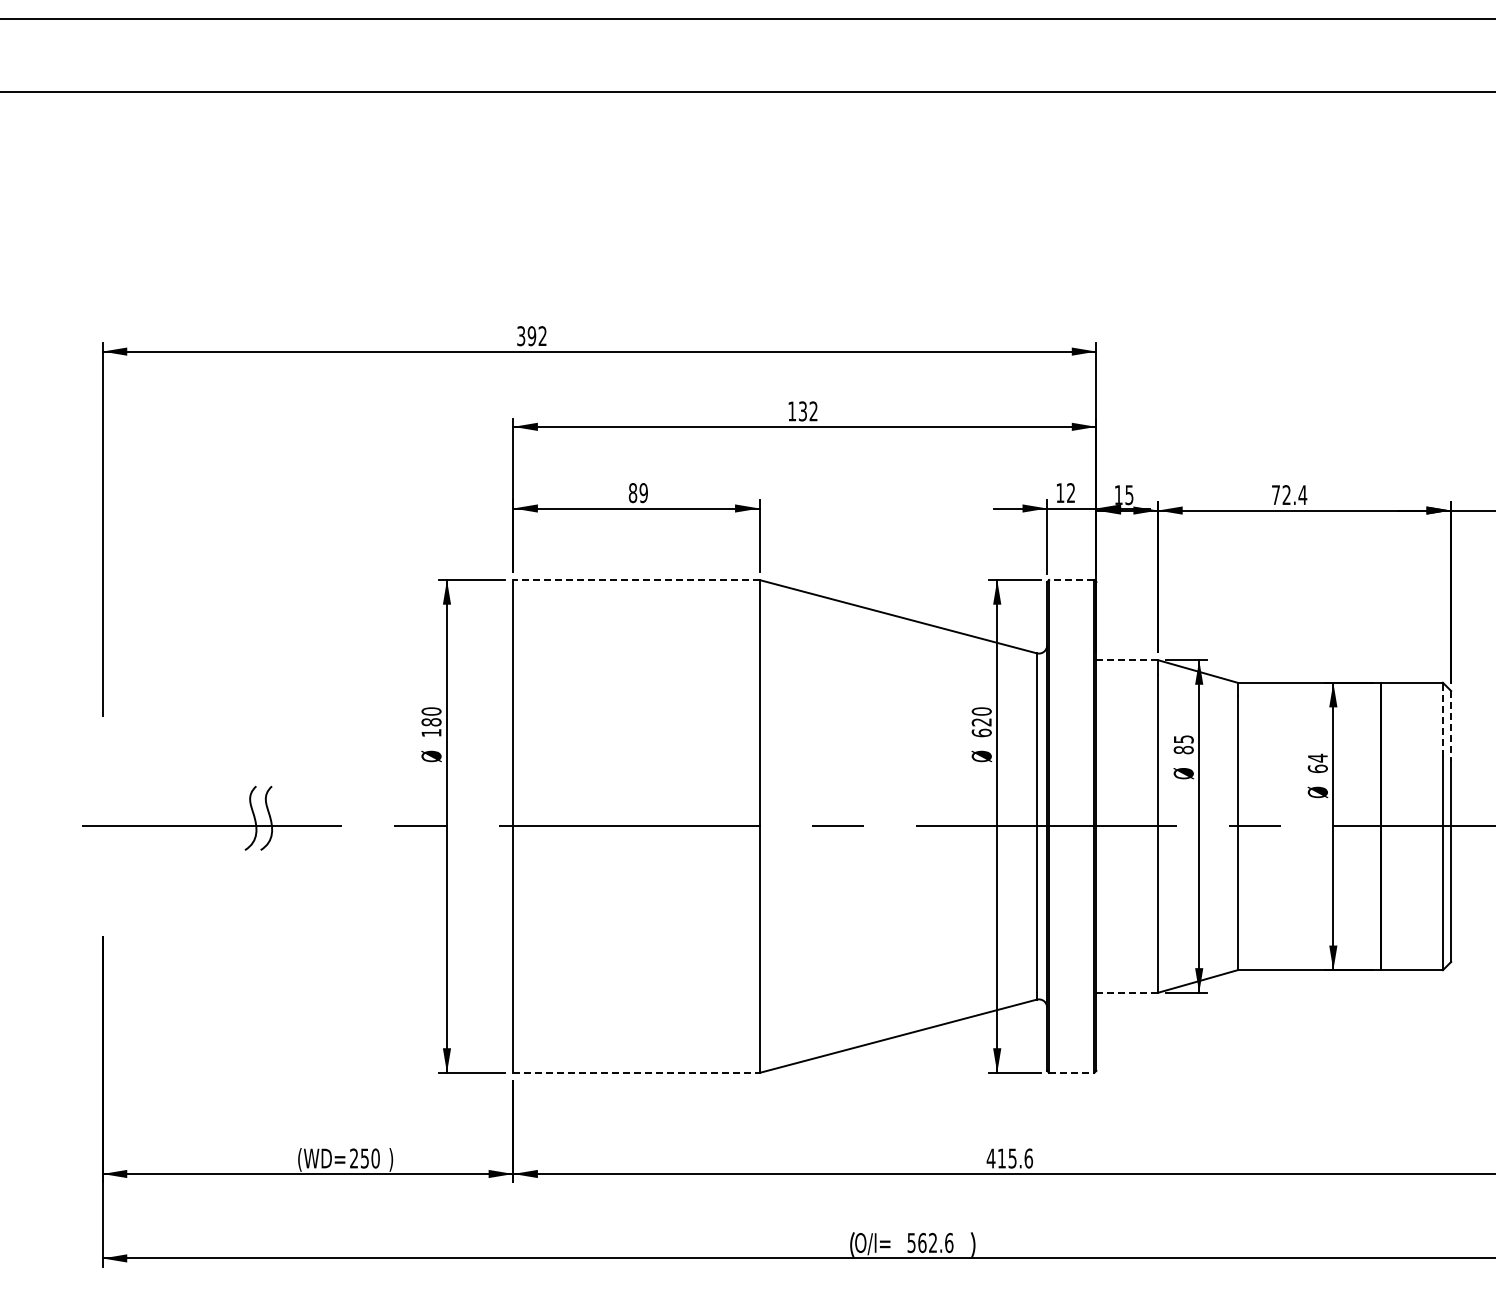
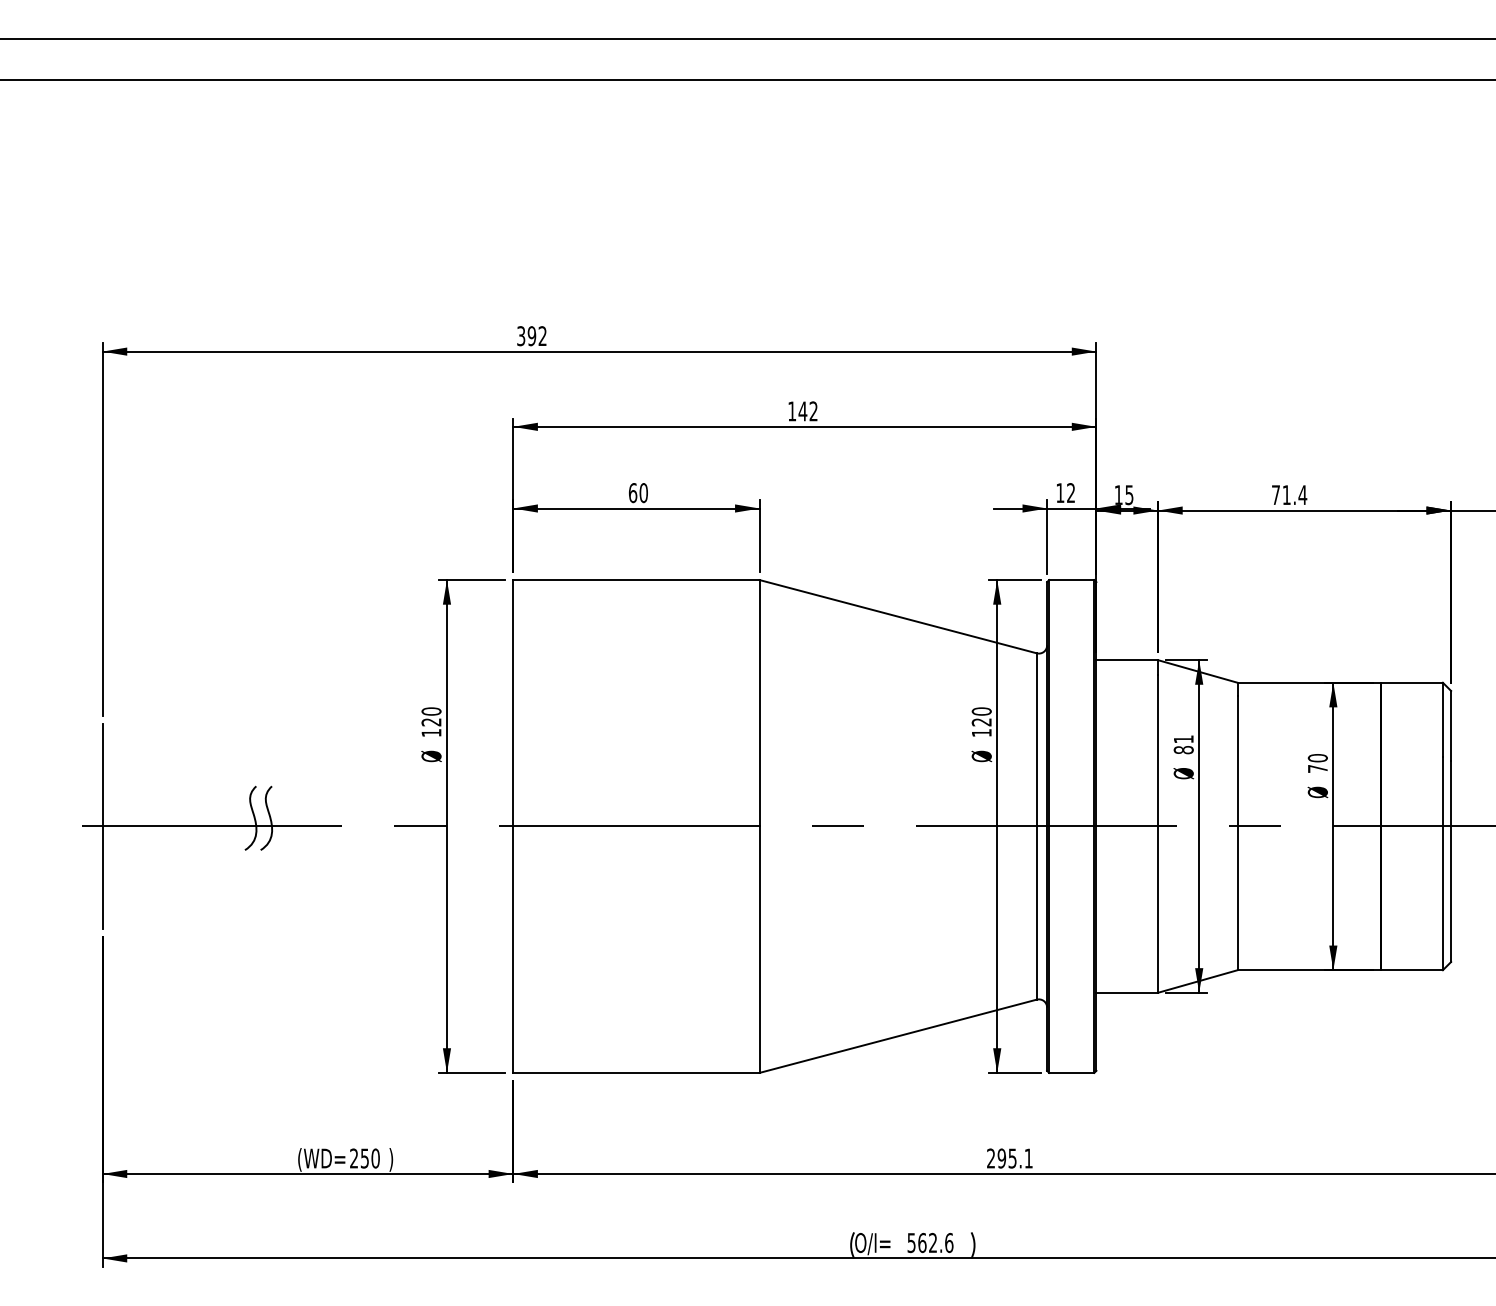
line position: (747, 19) -> (747, 39) (747, 39)
line position: (747, 92) -> (747, 80) (747, 80)
text: 132 -> 142 (802, 411)
text: 89 -> 60 (637, 493)
text: 72.4 -> 71.4 (1286, 494)
line: dashed -> solid (635, 580)
line: dashed -> solid (1071, 580)
line: dashed -> solid (1127, 660)
line: dashed -> solid (1442, 719)
text: 180 -> 120 (431, 722)
line: dashed -> solid (1451, 725)
text: 620 -> 120 (981, 732)
text: 85 -> 81 (1183, 739)
text: 64 -> 70 (1317, 763)
line: none -> present (102, 826)
line: dashed -> solid (1127, 992)
line: dashed -> solid (636, 1072)
line: dashed -> solid (1071, 1072)
text: 415.6 -> 295.1 (1009, 1158)
